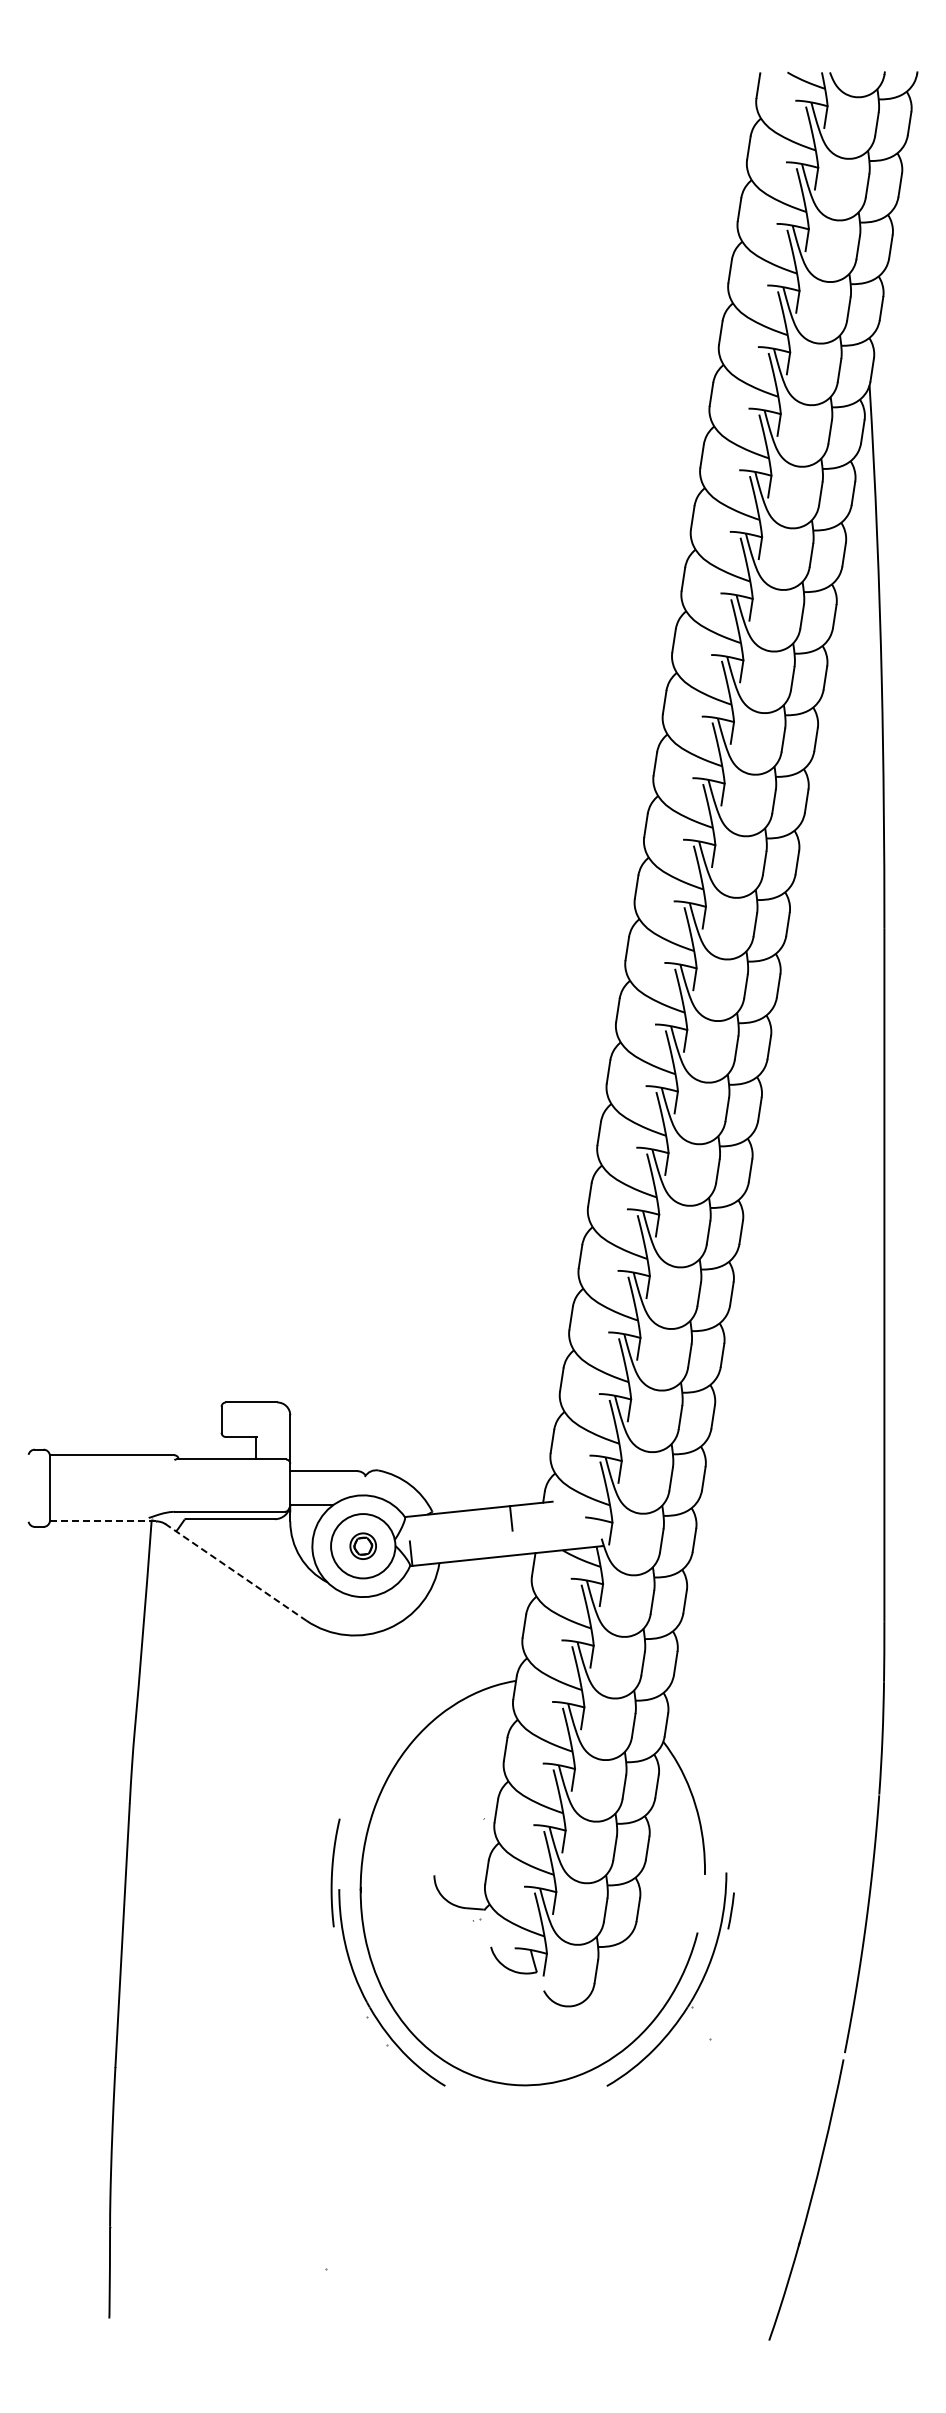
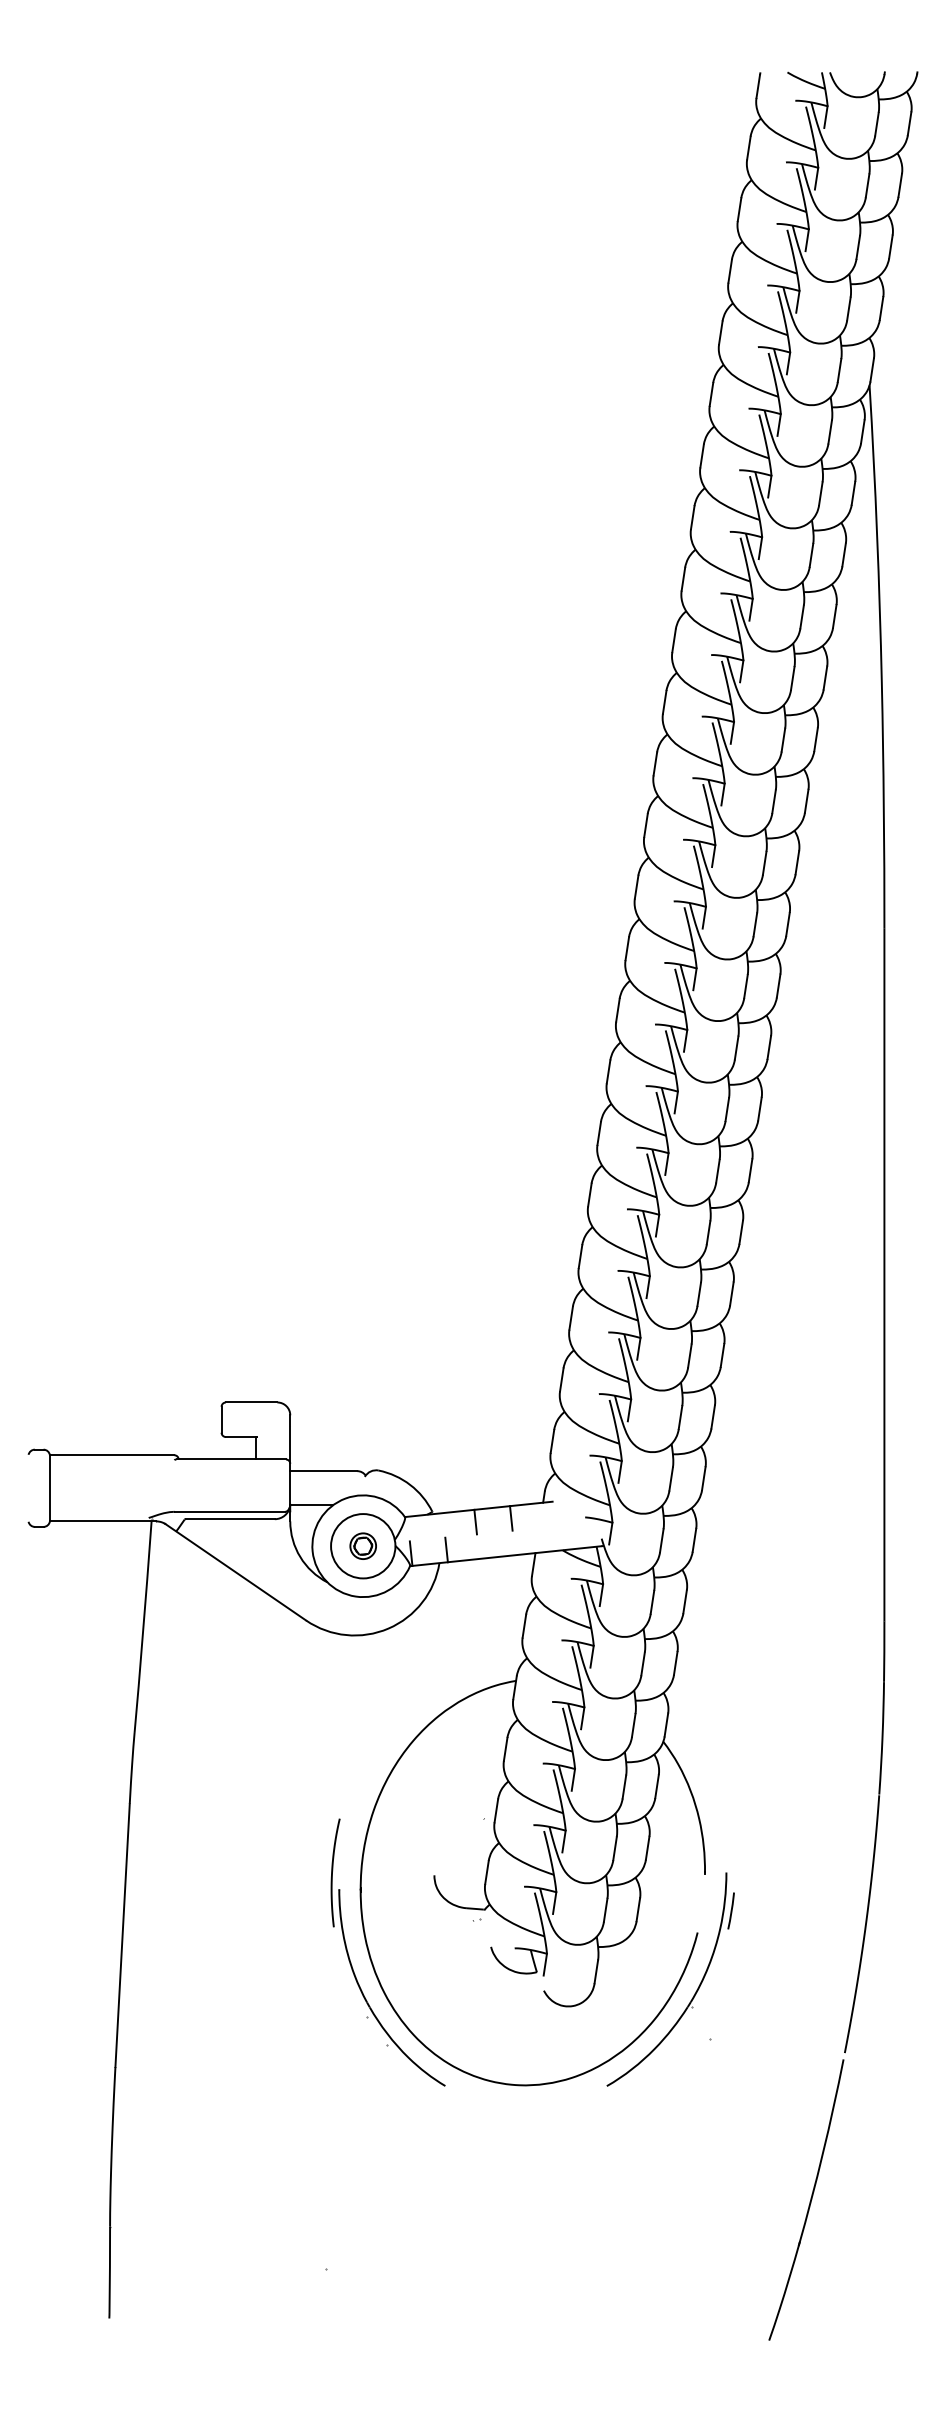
line: dashed -> solid (102, 1521)
line: none -> present (475, 1521)
line: none -> present (446, 1549)
line: dashed -> solid (235, 1572)
